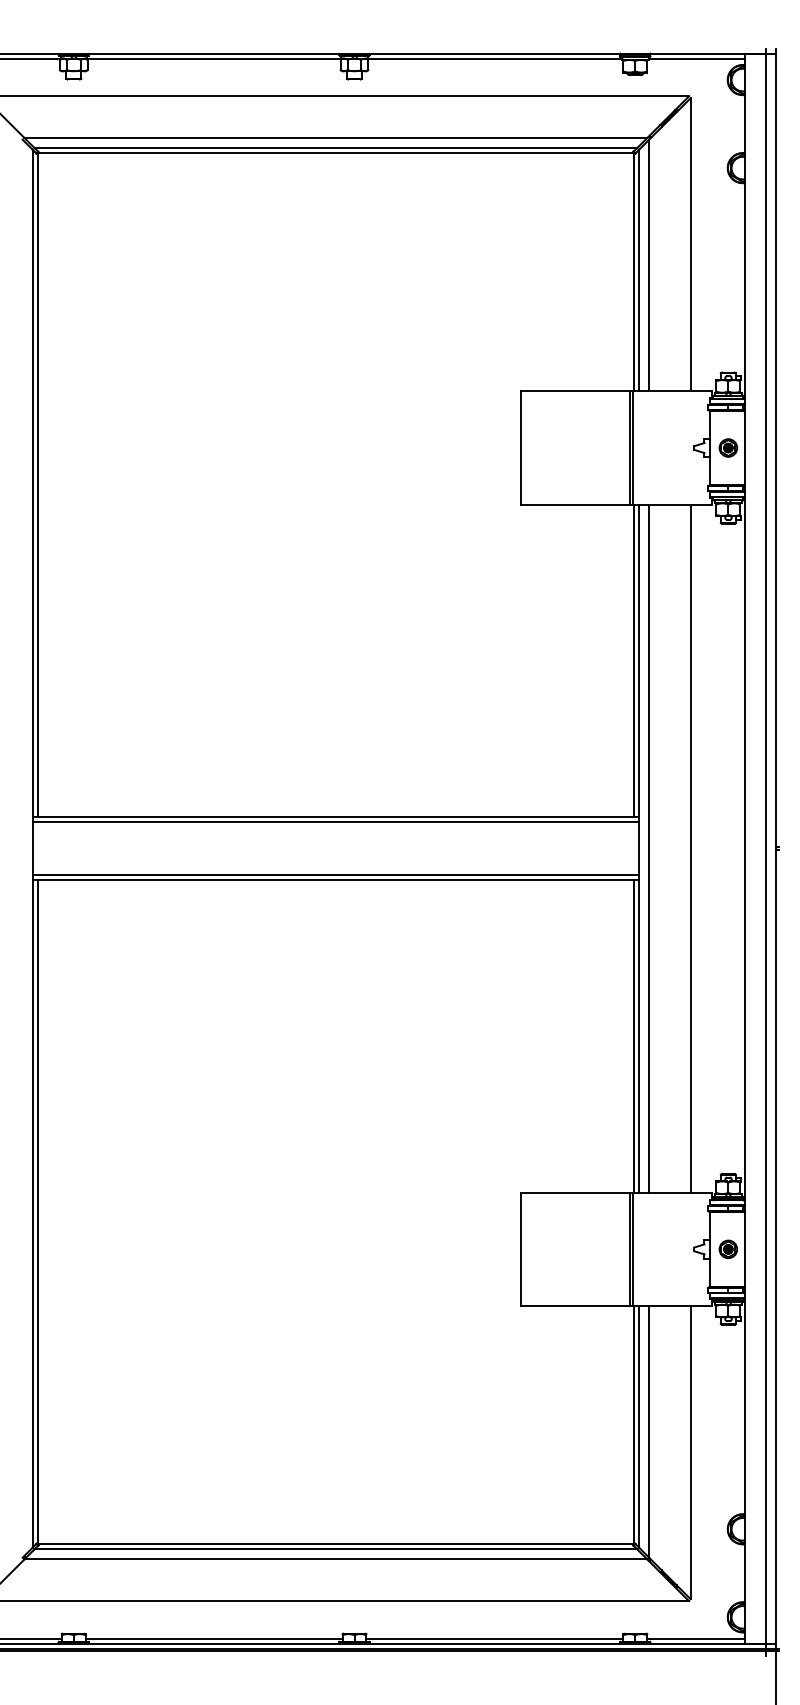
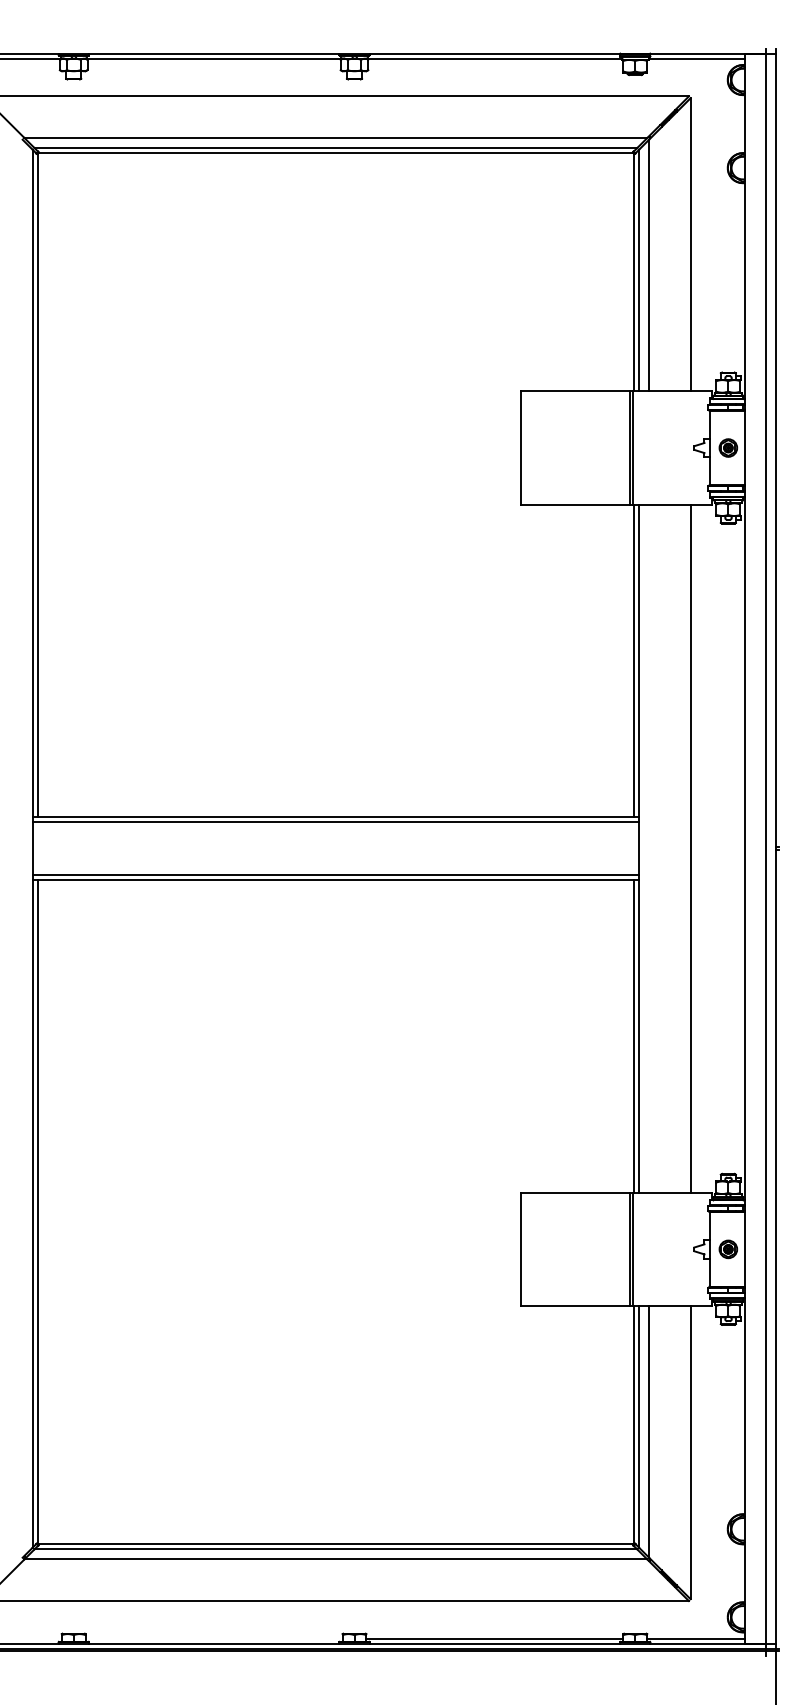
line: present -> none (649, 848)
line: present -> none (31, 1638)
line: present -> none (213, 1638)
